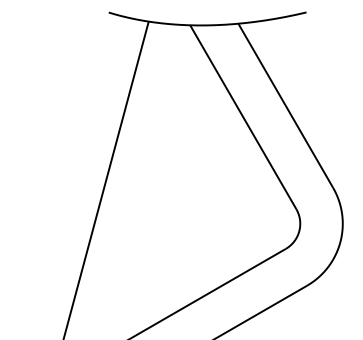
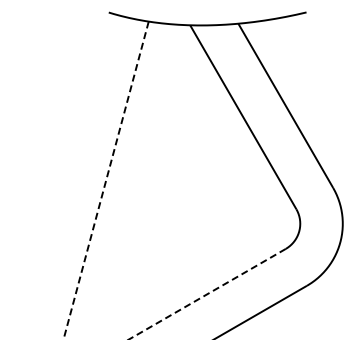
line: solid -> dashed (106, 180)
line: solid -> dashed (206, 294)
